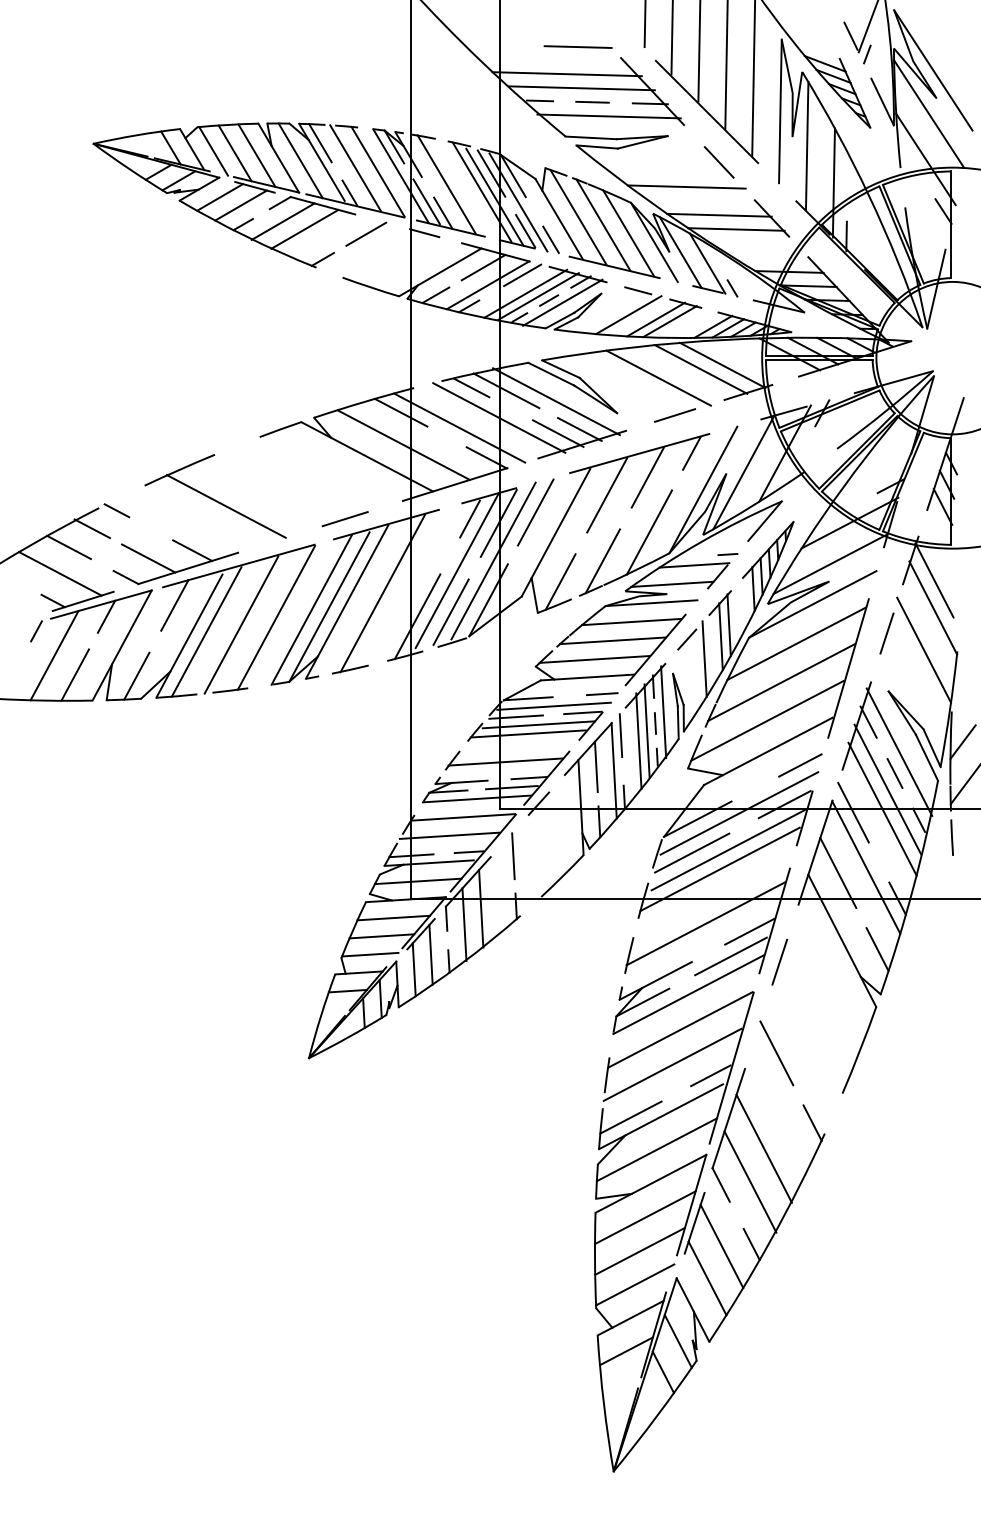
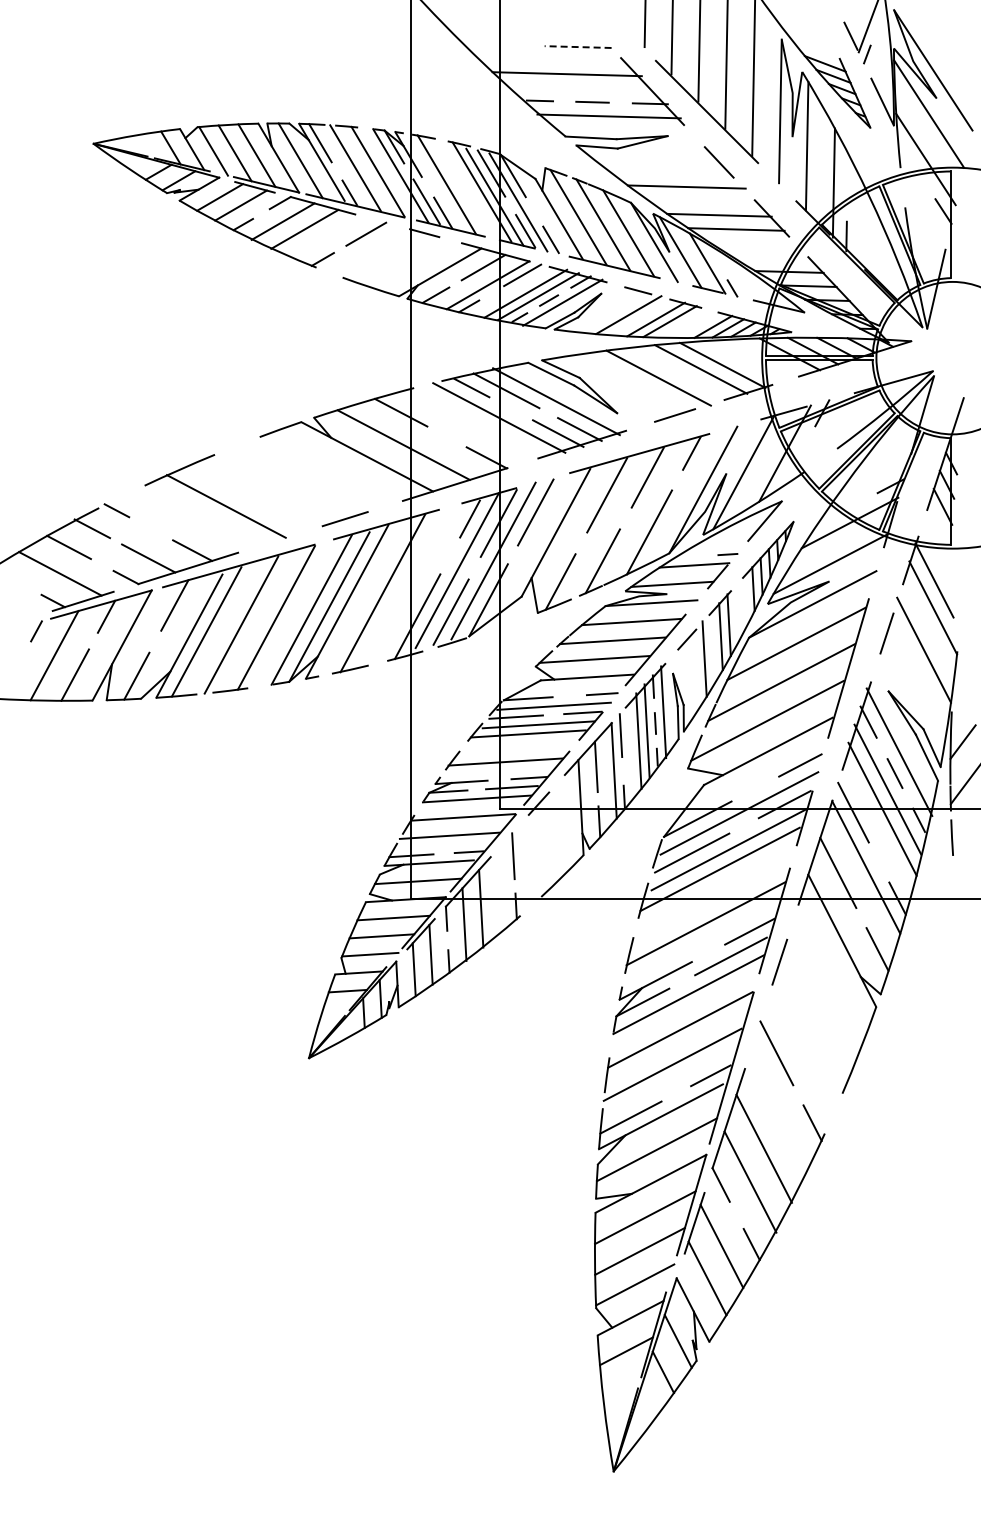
line: solid -> dashed (577, 47)
line: present -> none (581, 88)
line: present -> none (459, 427)
